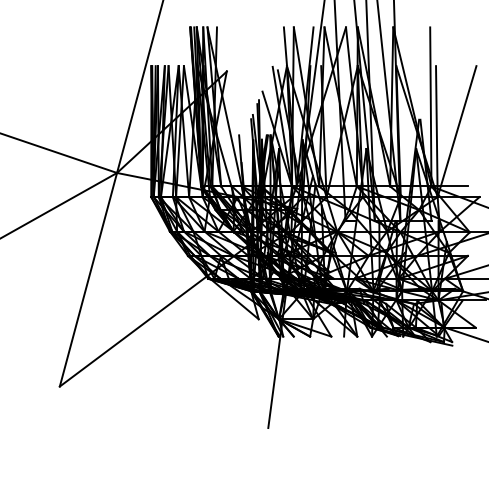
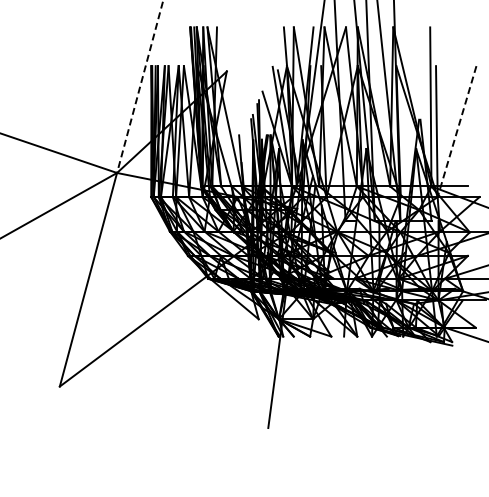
line: solid -> dashed (140, 87)
line: solid -> dashed (456, 132)
